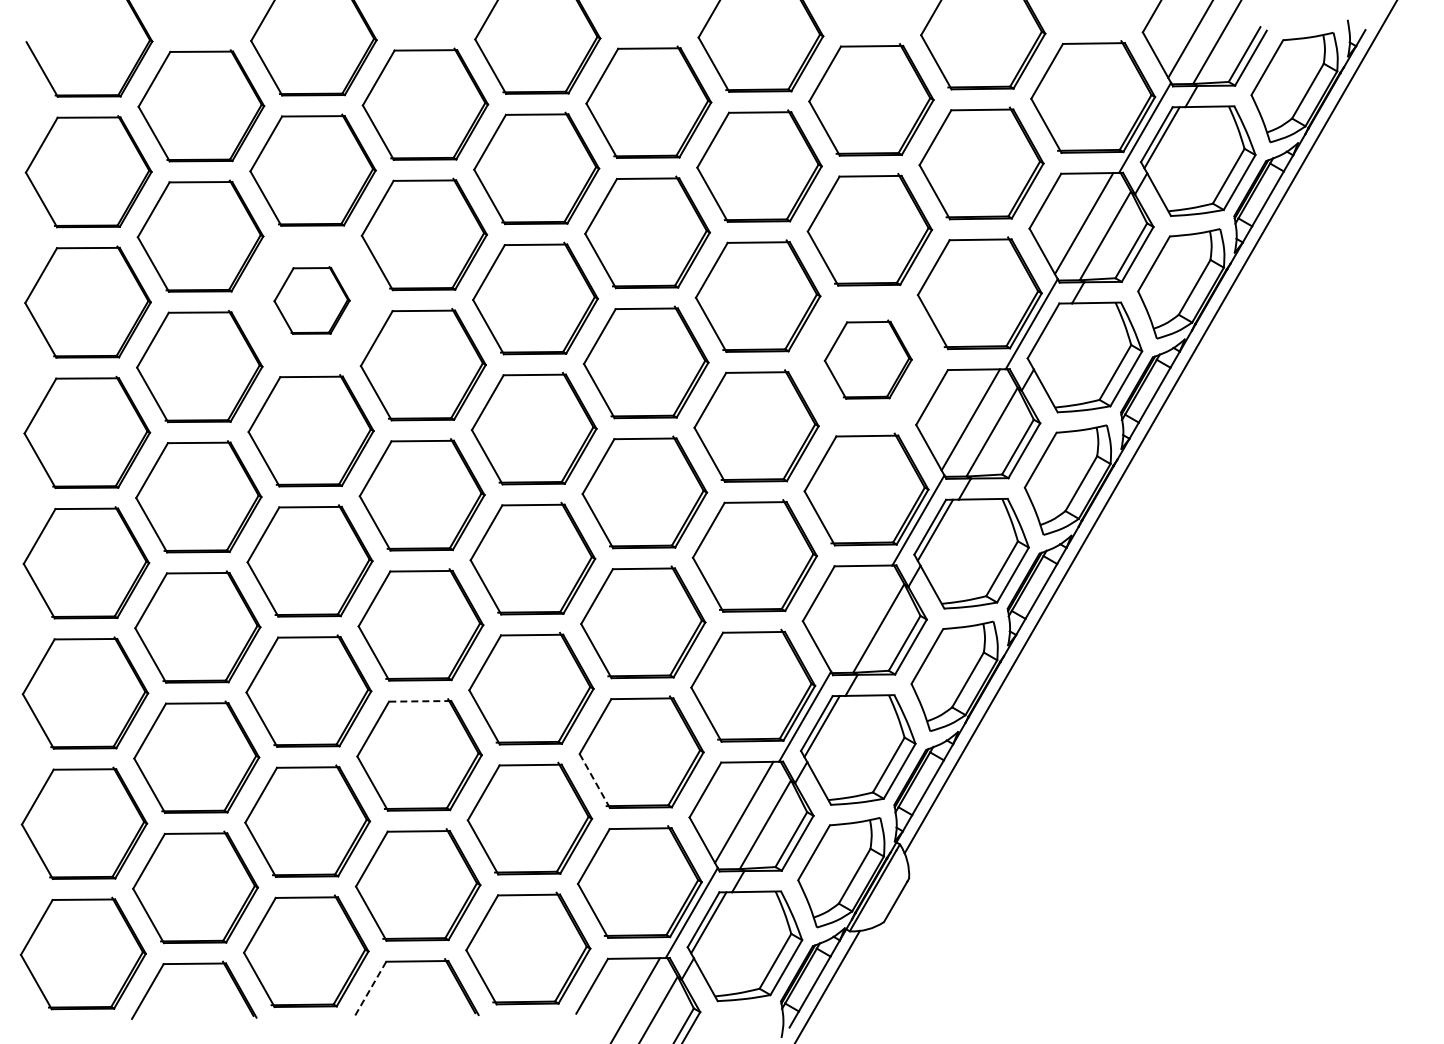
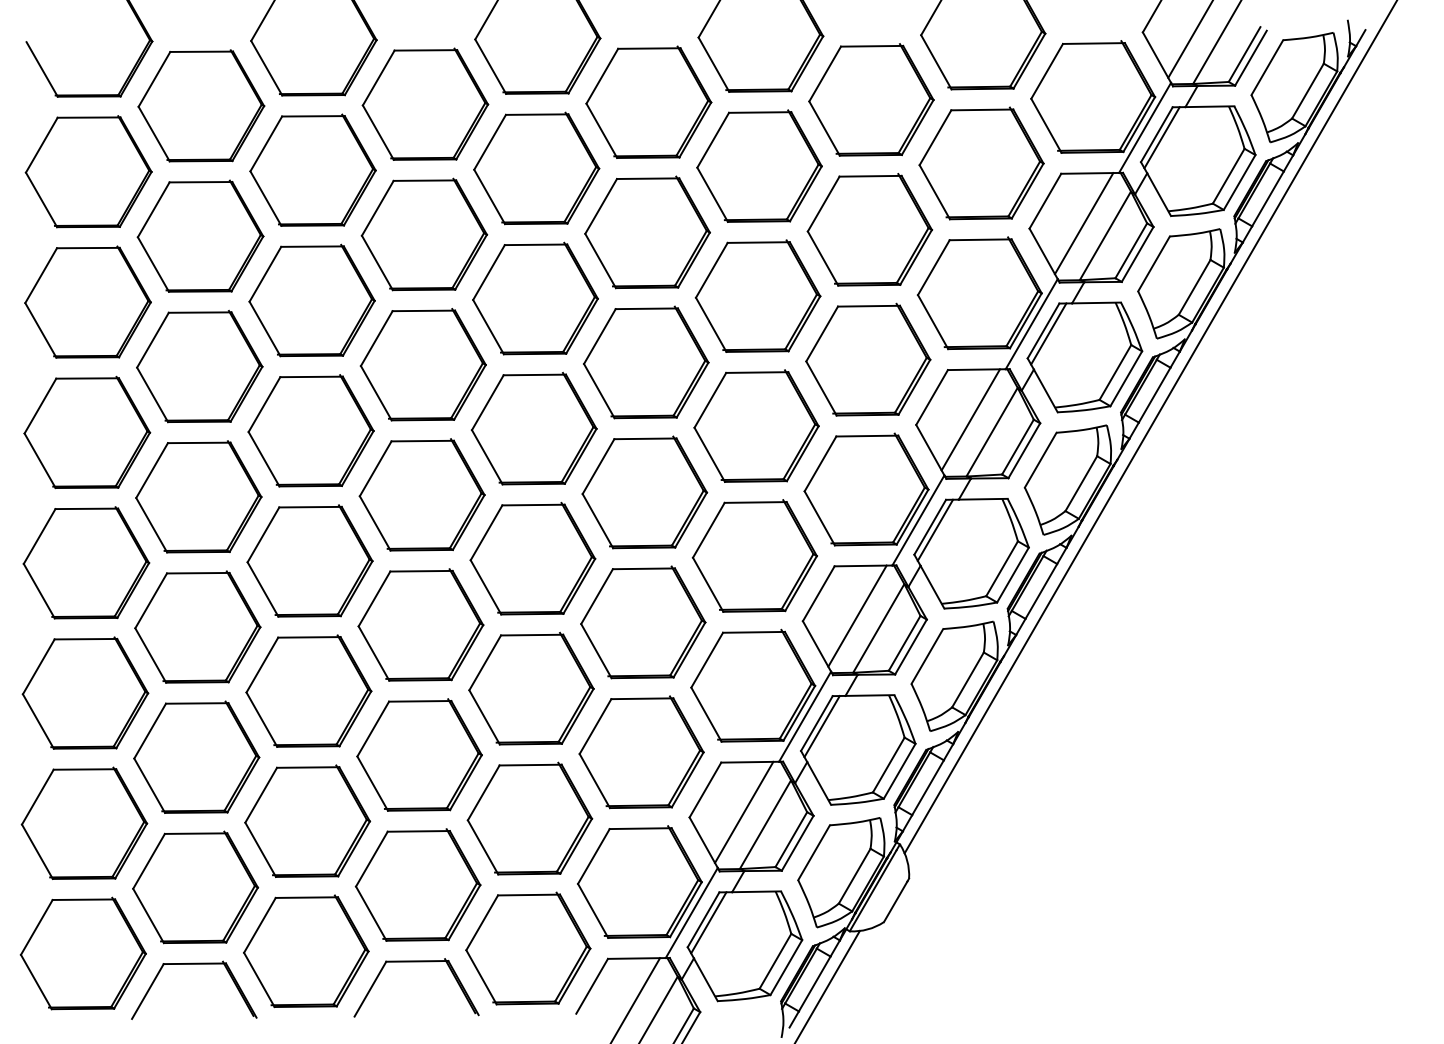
part size: 78x69 px -> 128x115 px (311, 300)
line: none -> present (1048, 333)
part size: 90x81 px -> 127x115 px (868, 359)
line: none -> present (857, 615)
line: dashed -> solid (419, 701)
line: dashed -> solid (594, 781)
line: dashed -> solid (370, 989)
